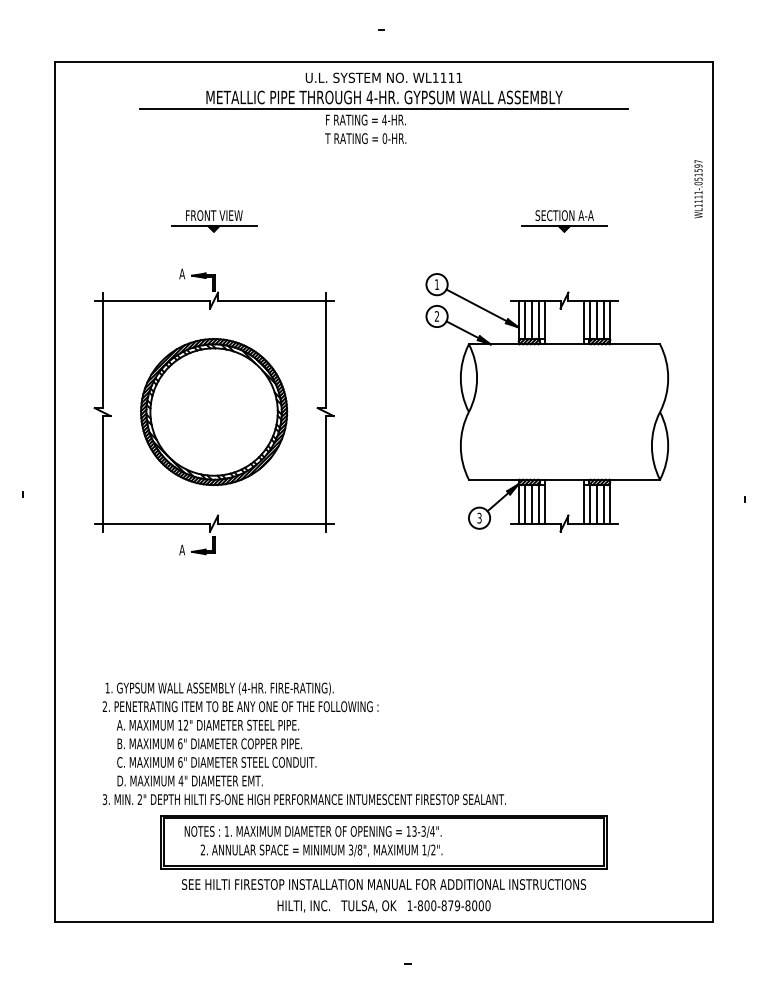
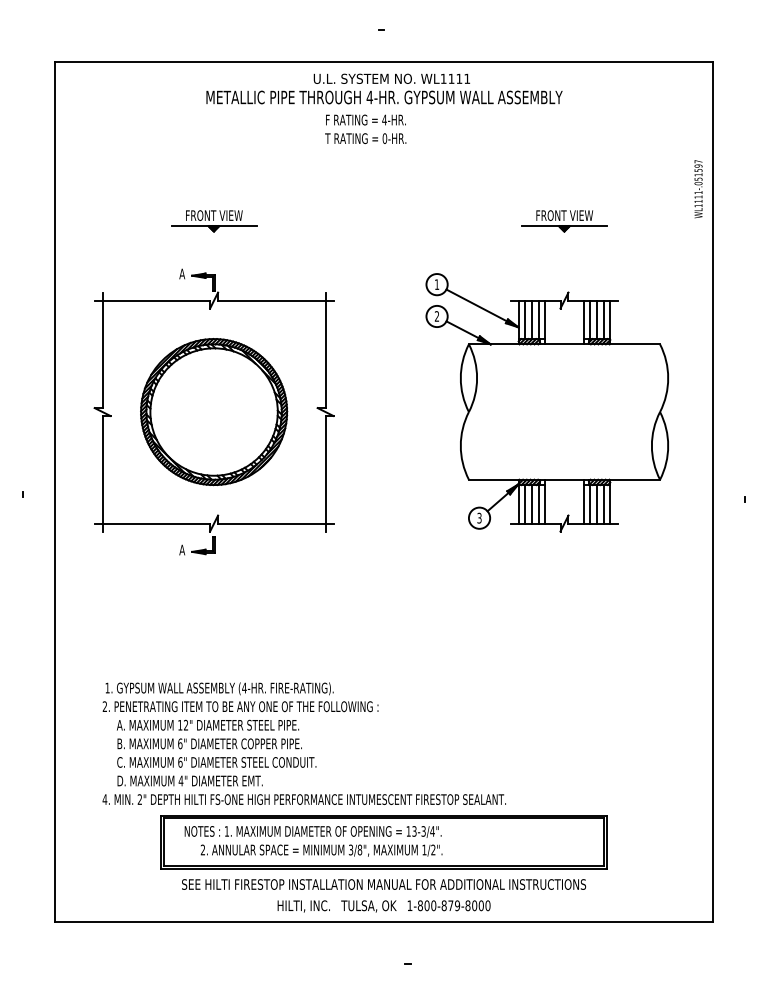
text position: (383, 77) -> (391, 78) (391, 78)
line: present -> none (383, 109)
text: SECTION A-A -> FRONT VIEW (564, 215)
text: 3. -> 4. (104, 799)
